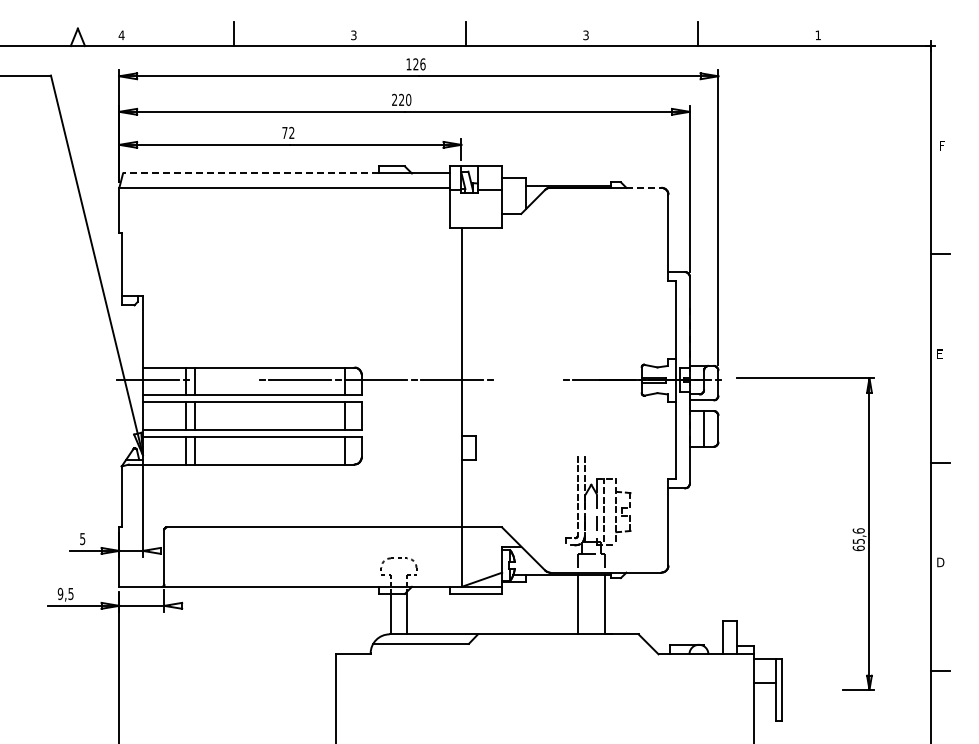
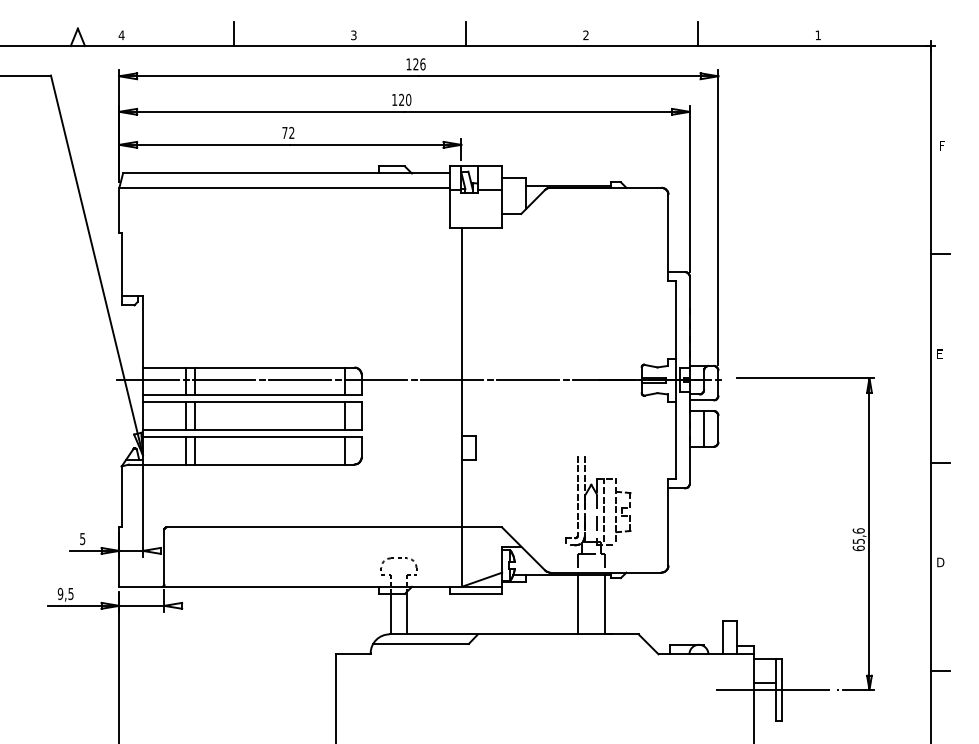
text: 3 -> 2 (585, 35)
text: 220 -> 120 (394, 99)
line: dashed -> solid (250, 173)
line: dashed -> solid (644, 187)
line: none -> present (224, 380)
line: none -> present (528, 380)
line: none -> present (776, 689)
